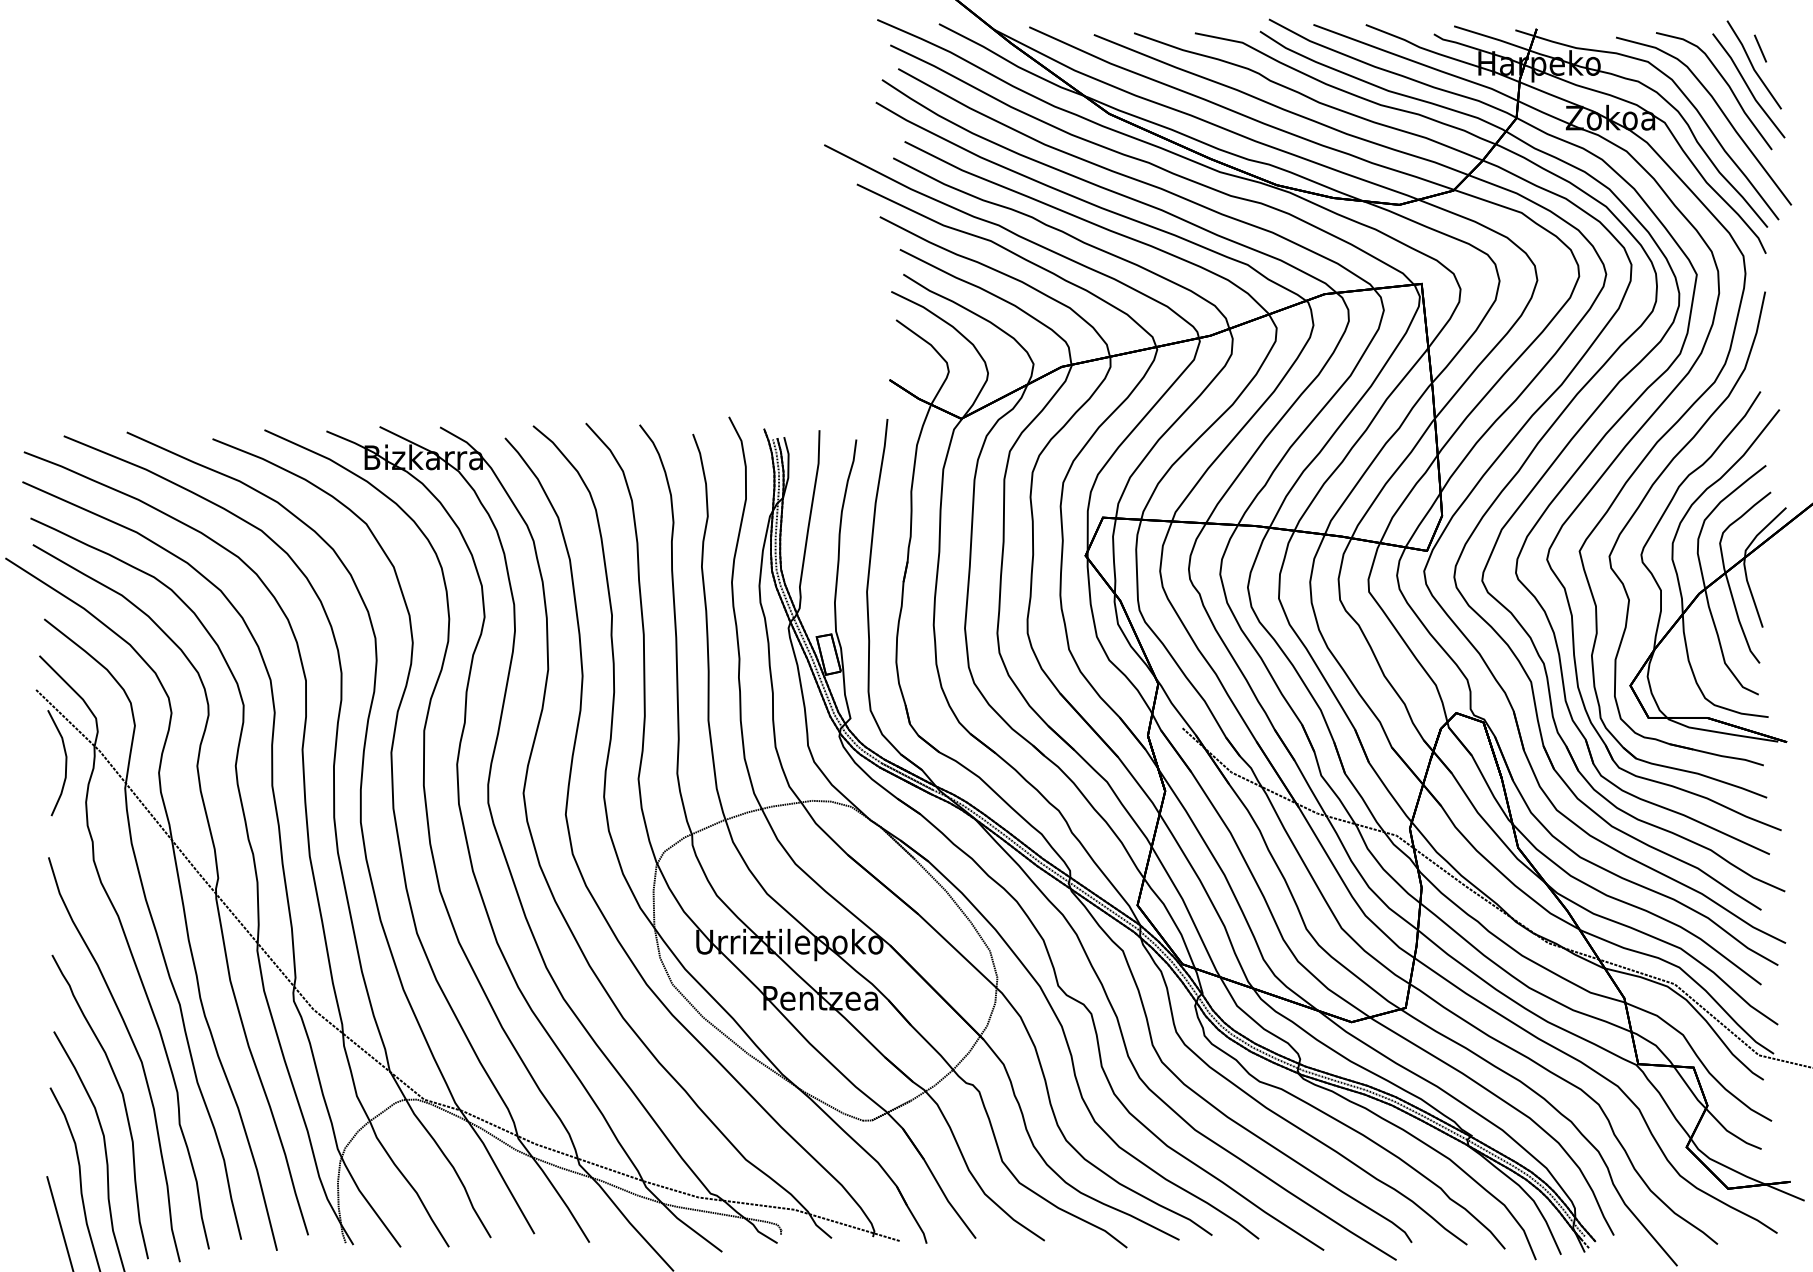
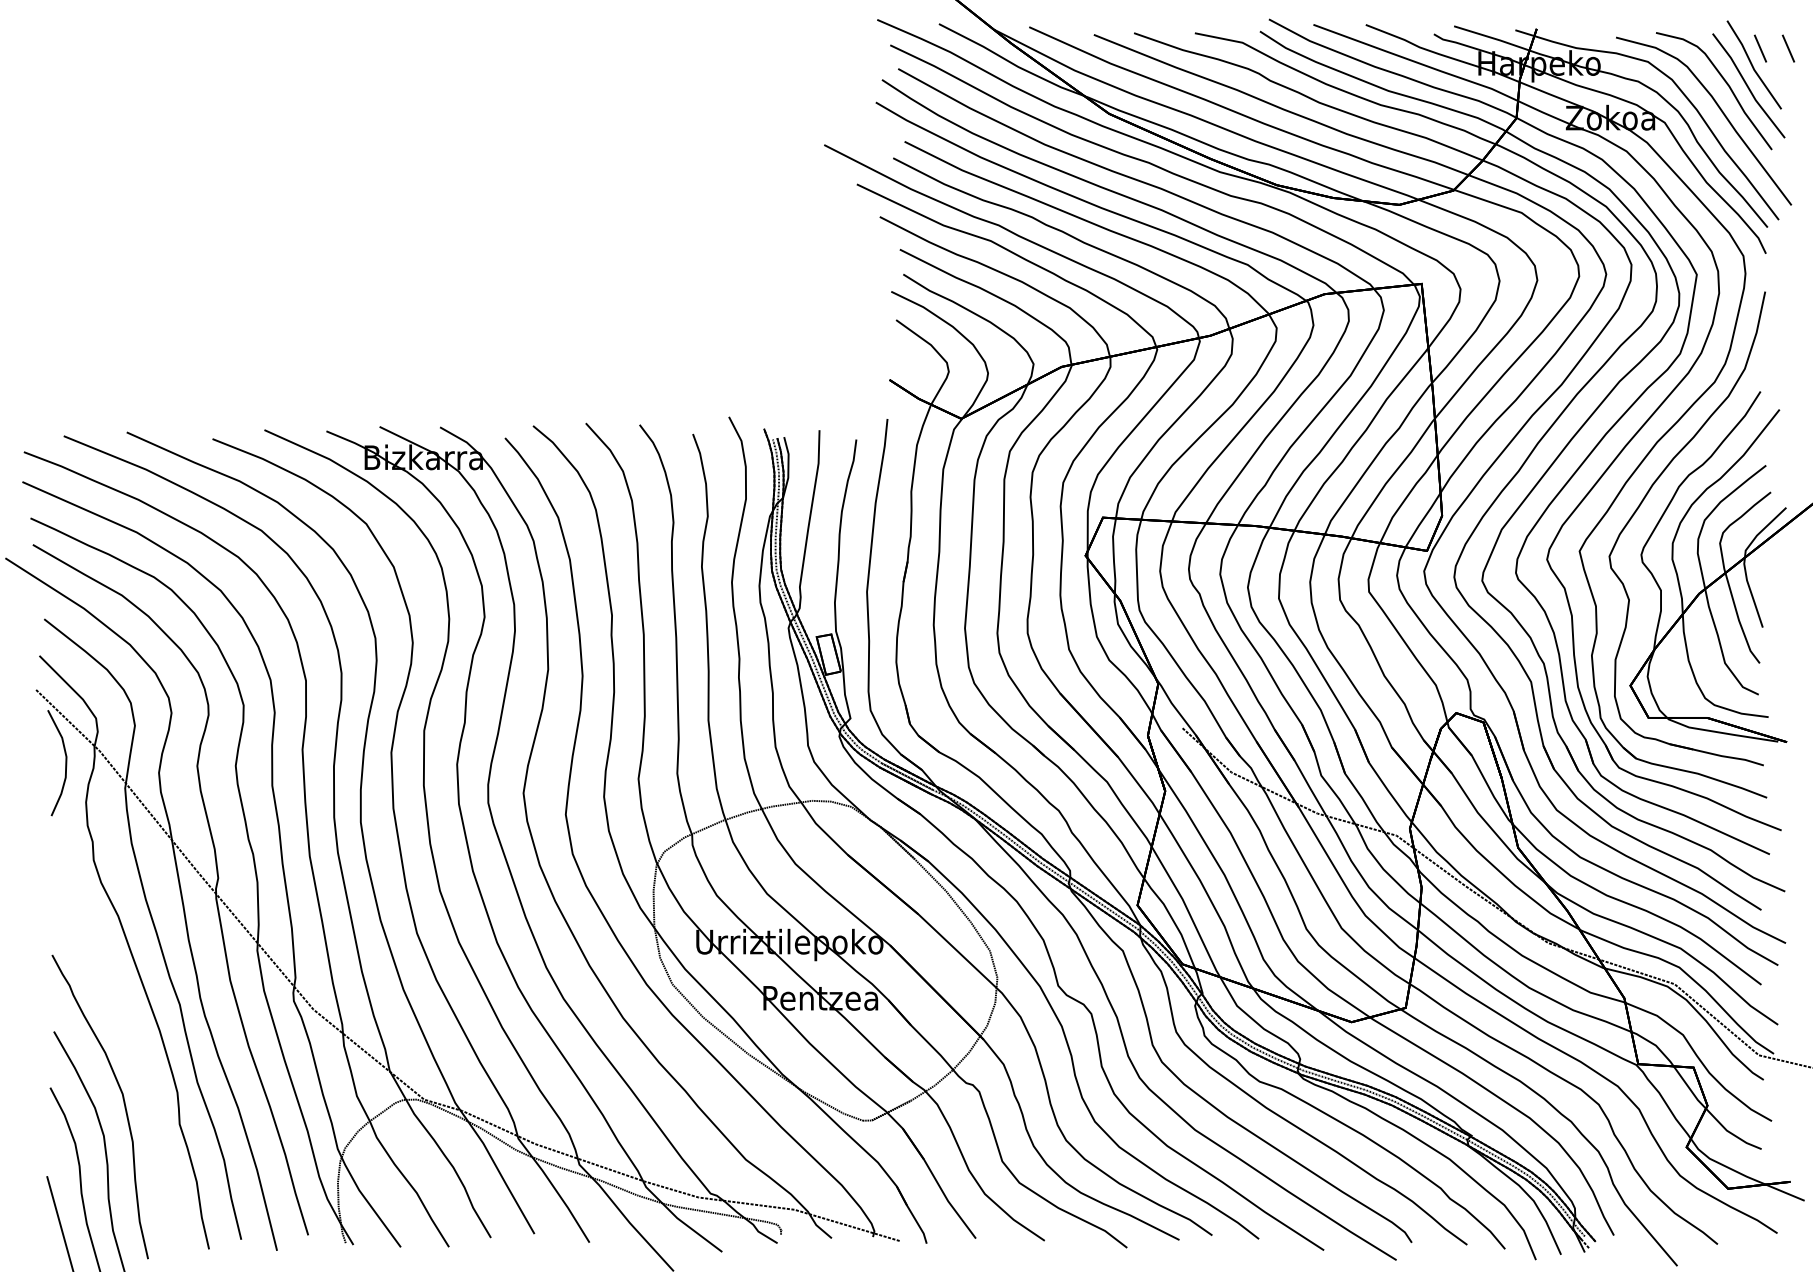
line: none -> present (1788, 48)
curve: present -> none (134, 1048)
